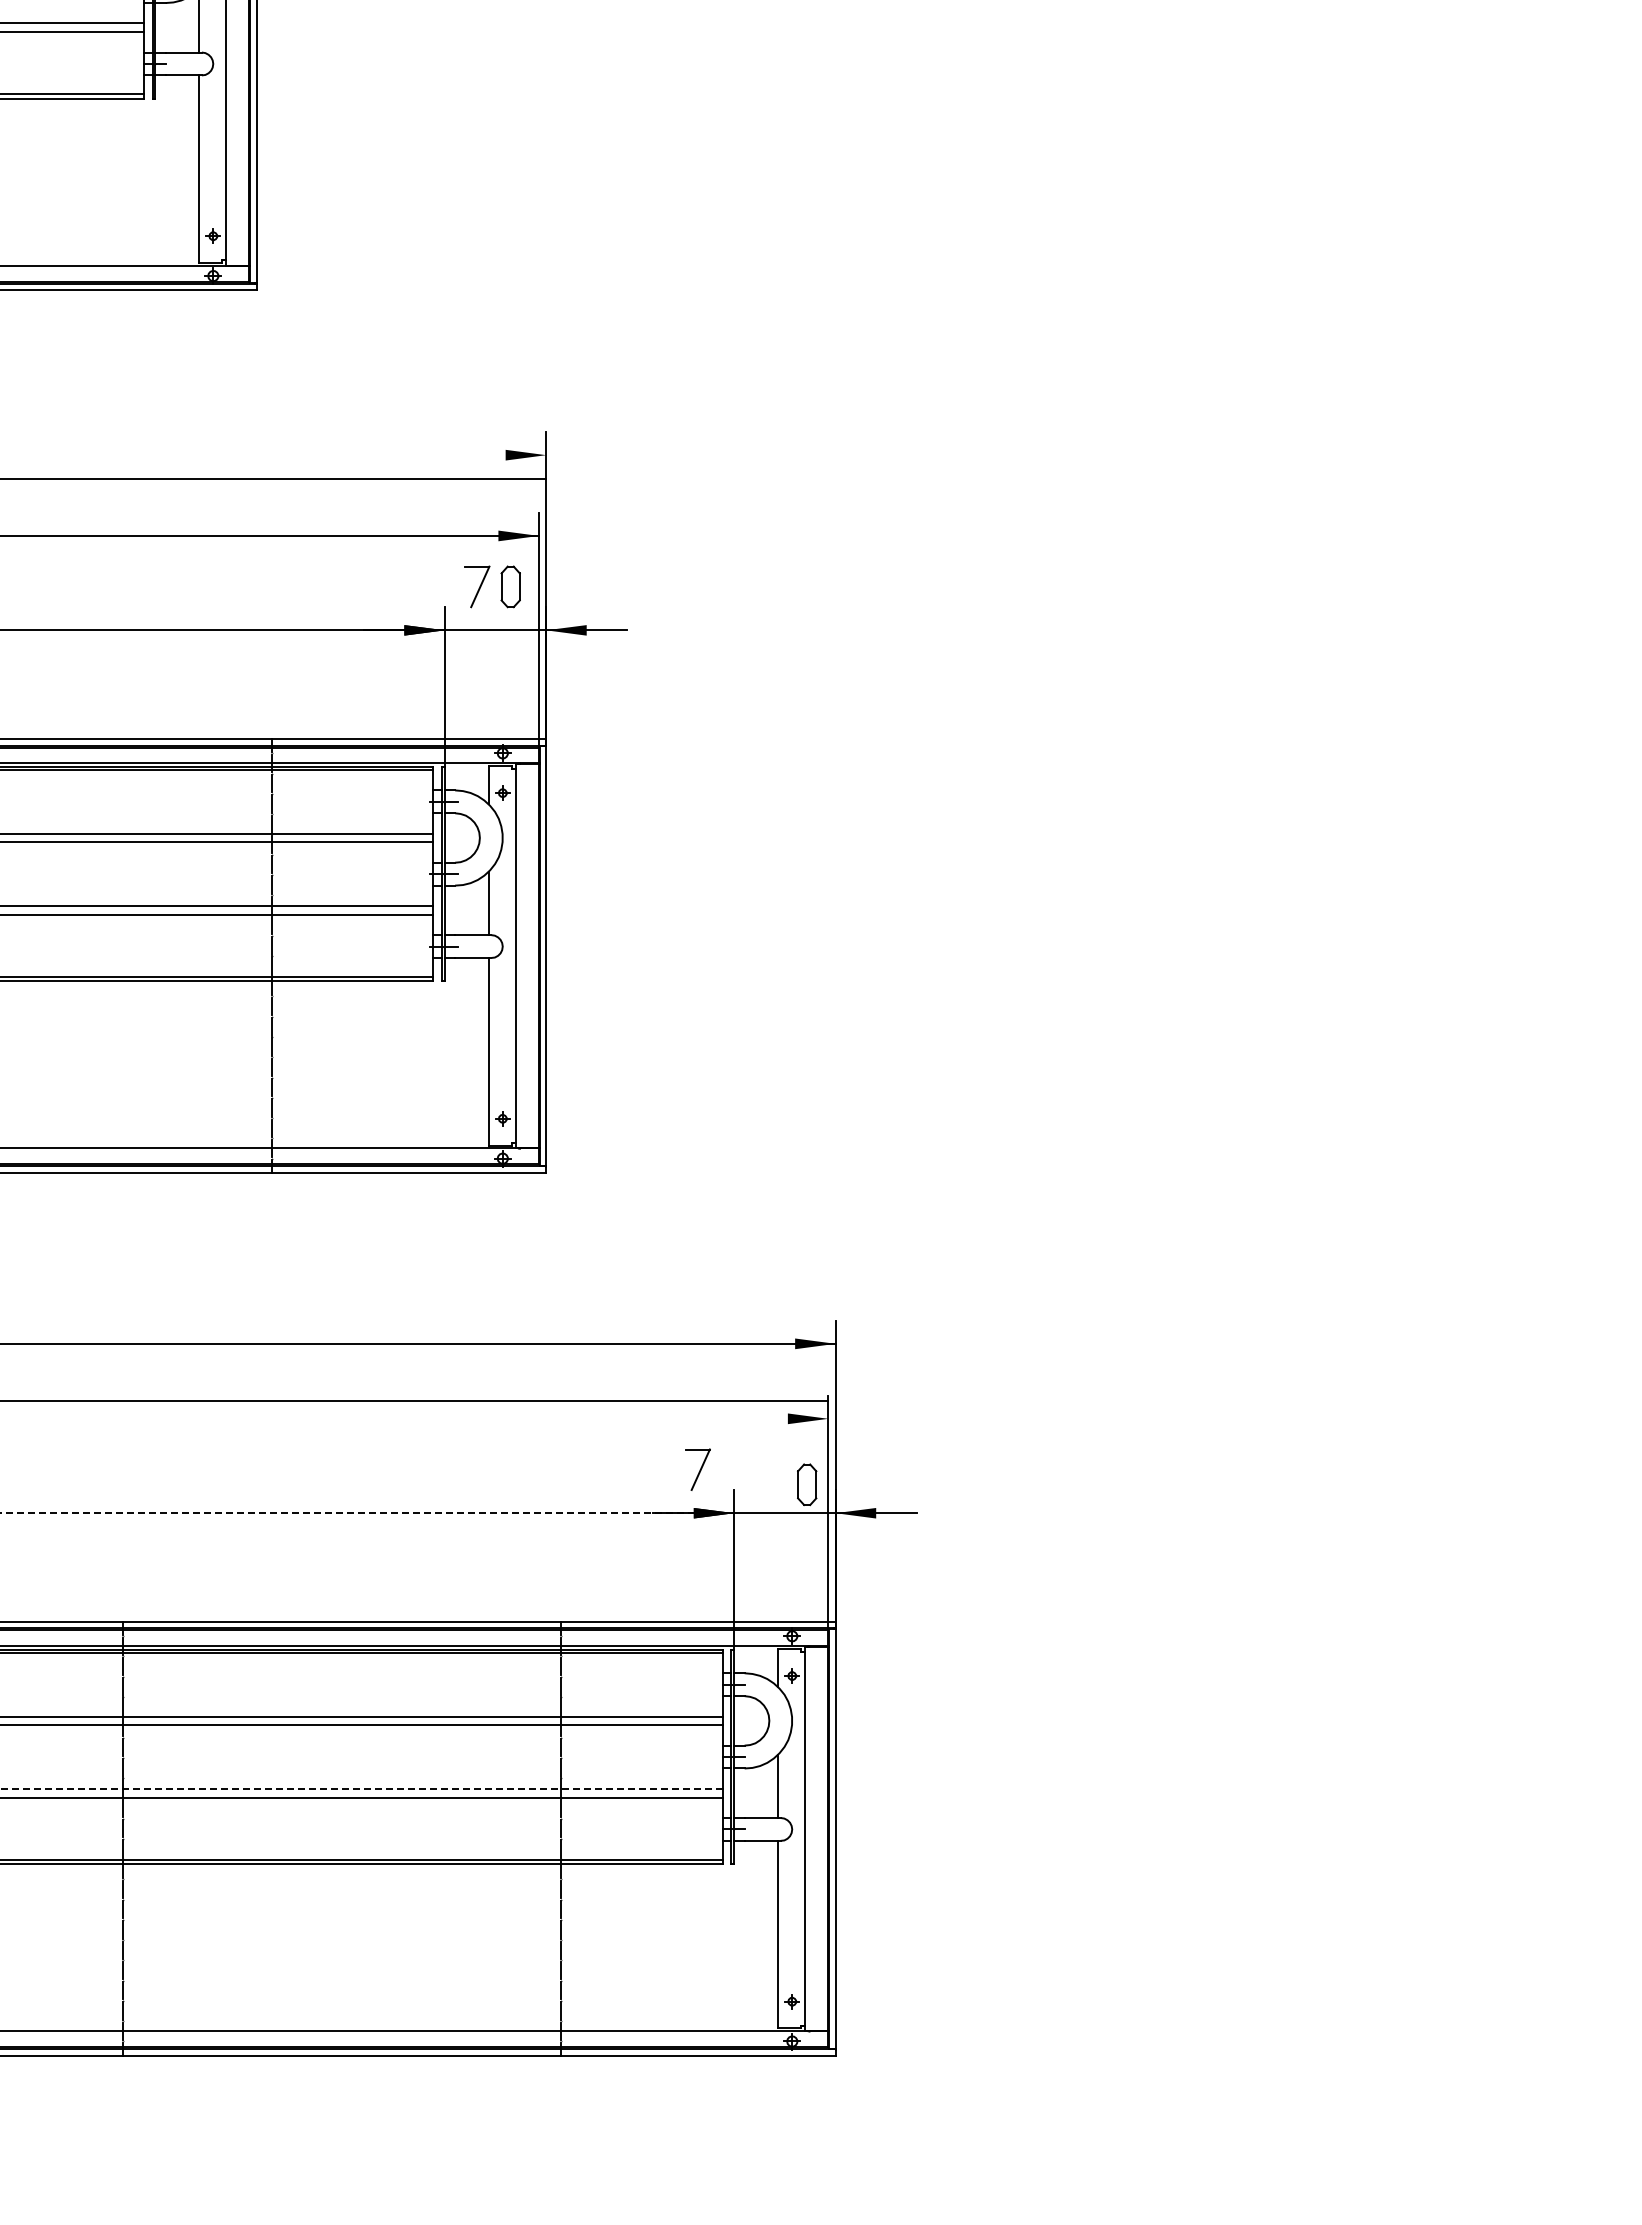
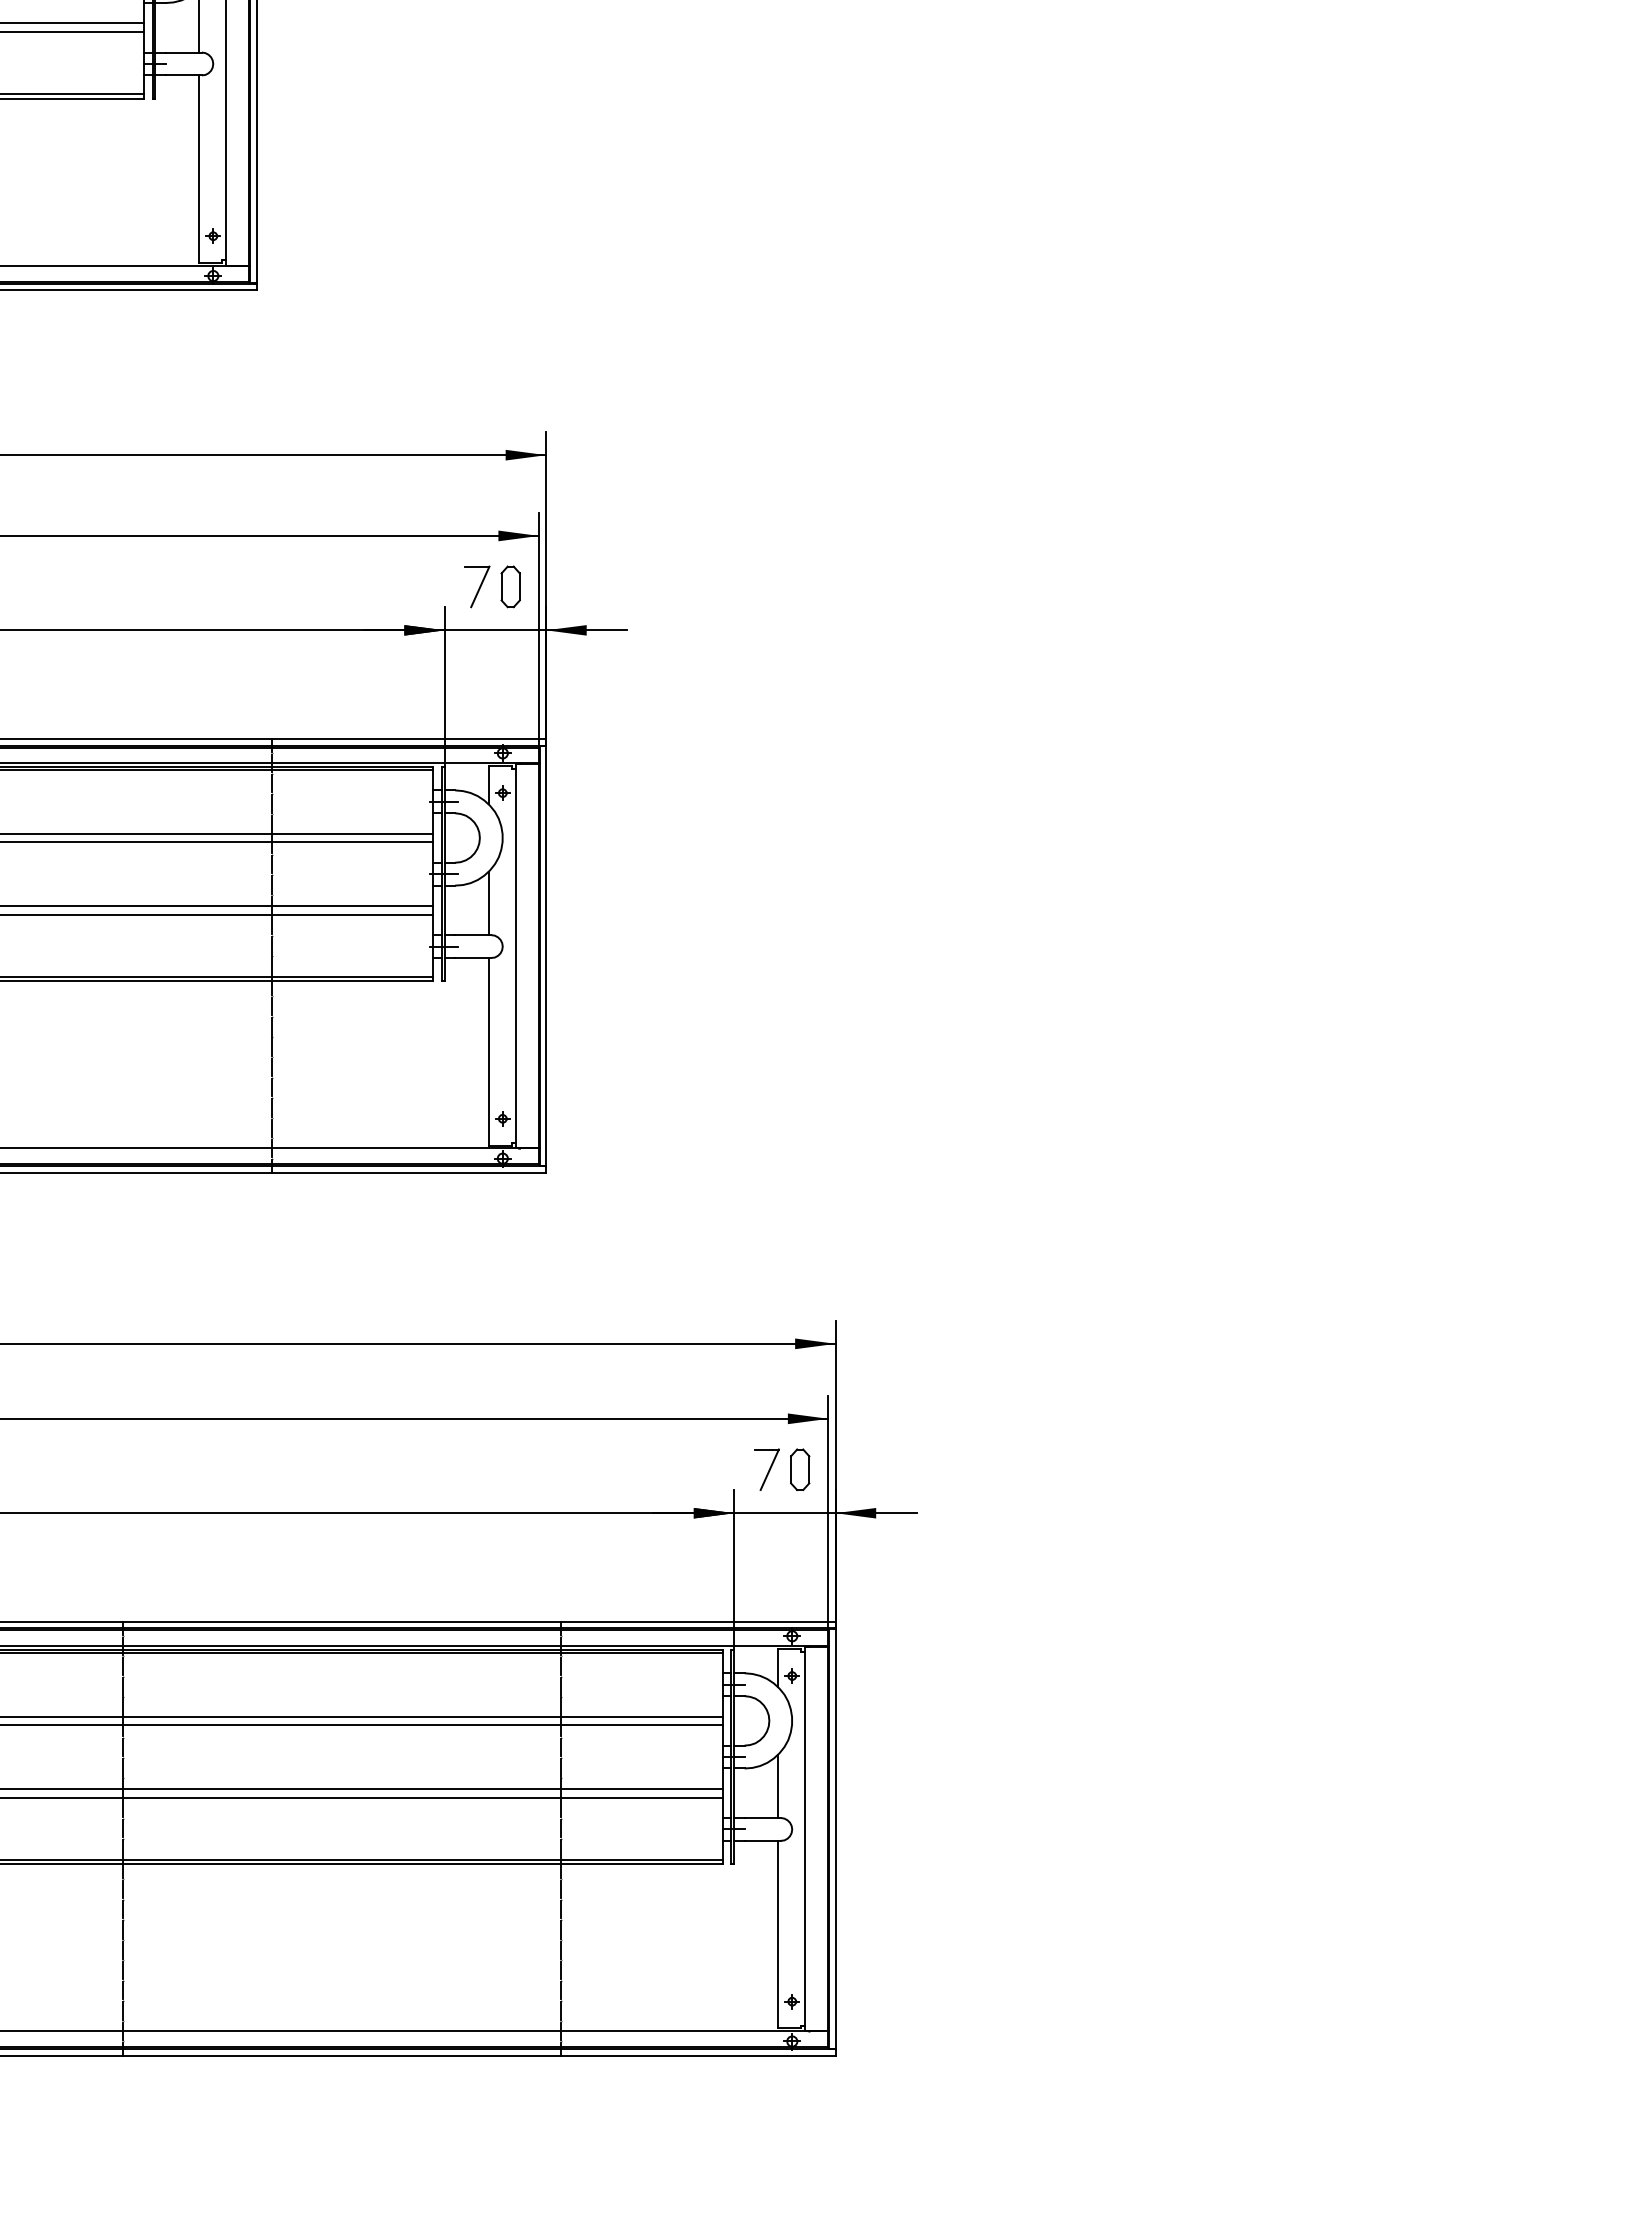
line position: (274, 479) -> (274, 455) (274, 455)
line position: (415, 1400) -> (415, 1418) (415, 1418)
part position: (697, 1469) -> (766, 1469) (766, 1469)
part position: (807, 1484) -> (800, 1469) (800, 1469)
line: dashed -> solid (367, 1513)
line: dashed -> solid (361, 1788)
